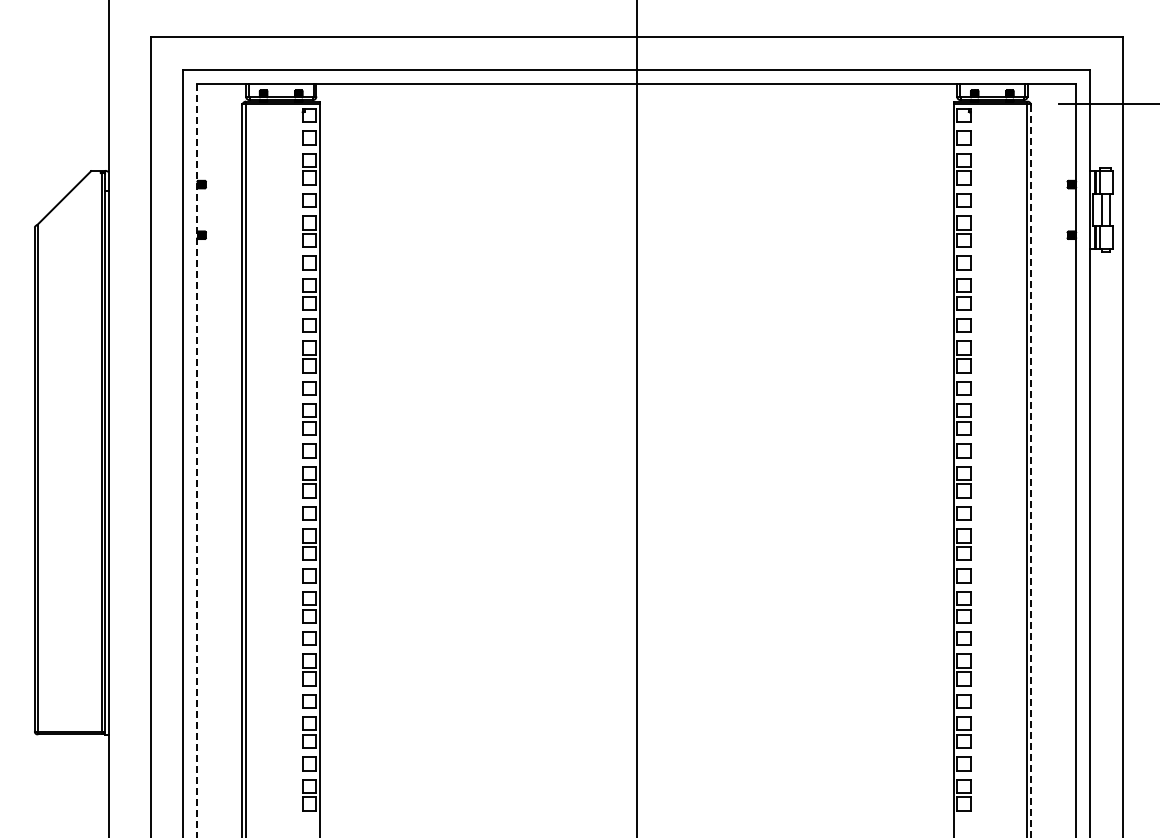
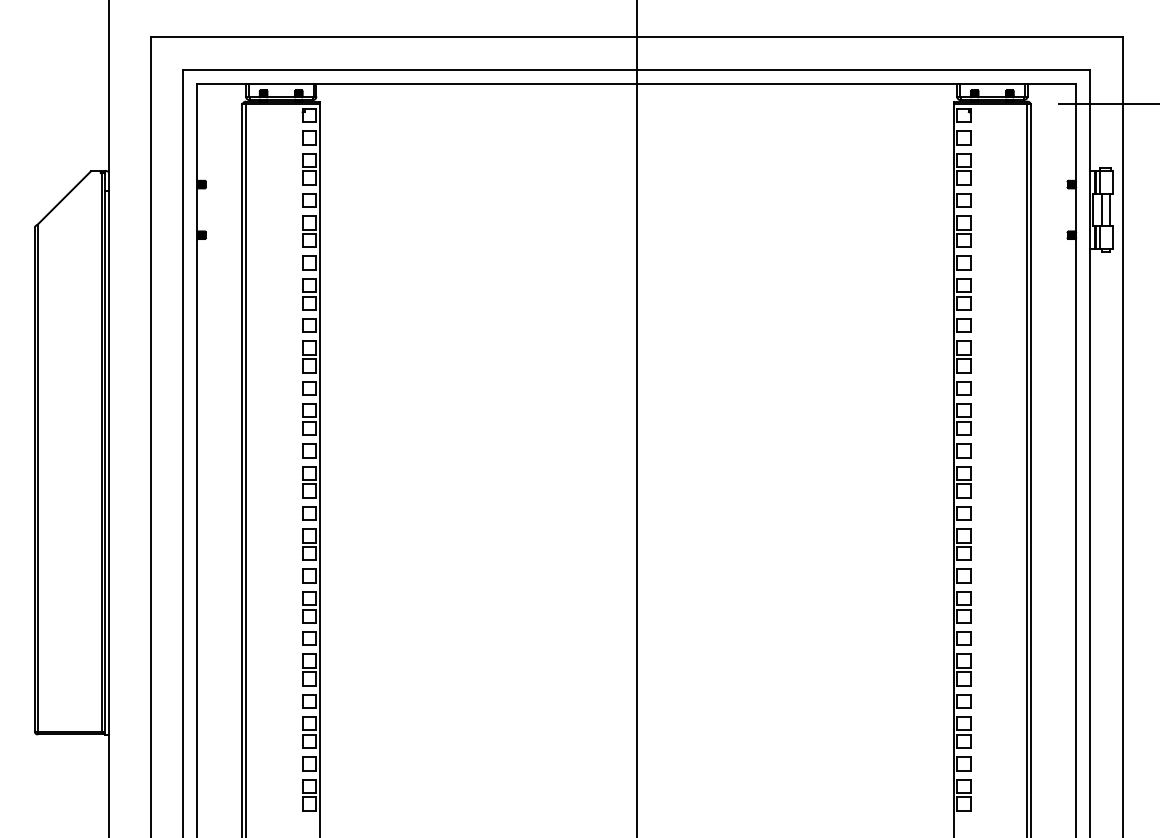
line: dashed -> solid (197, 460)
line: dashed -> solid (1031, 471)
